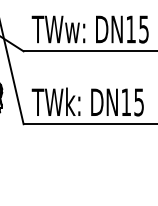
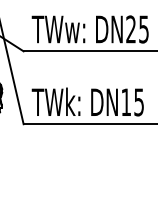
text: DN15 -> DN25 (130, 29)
